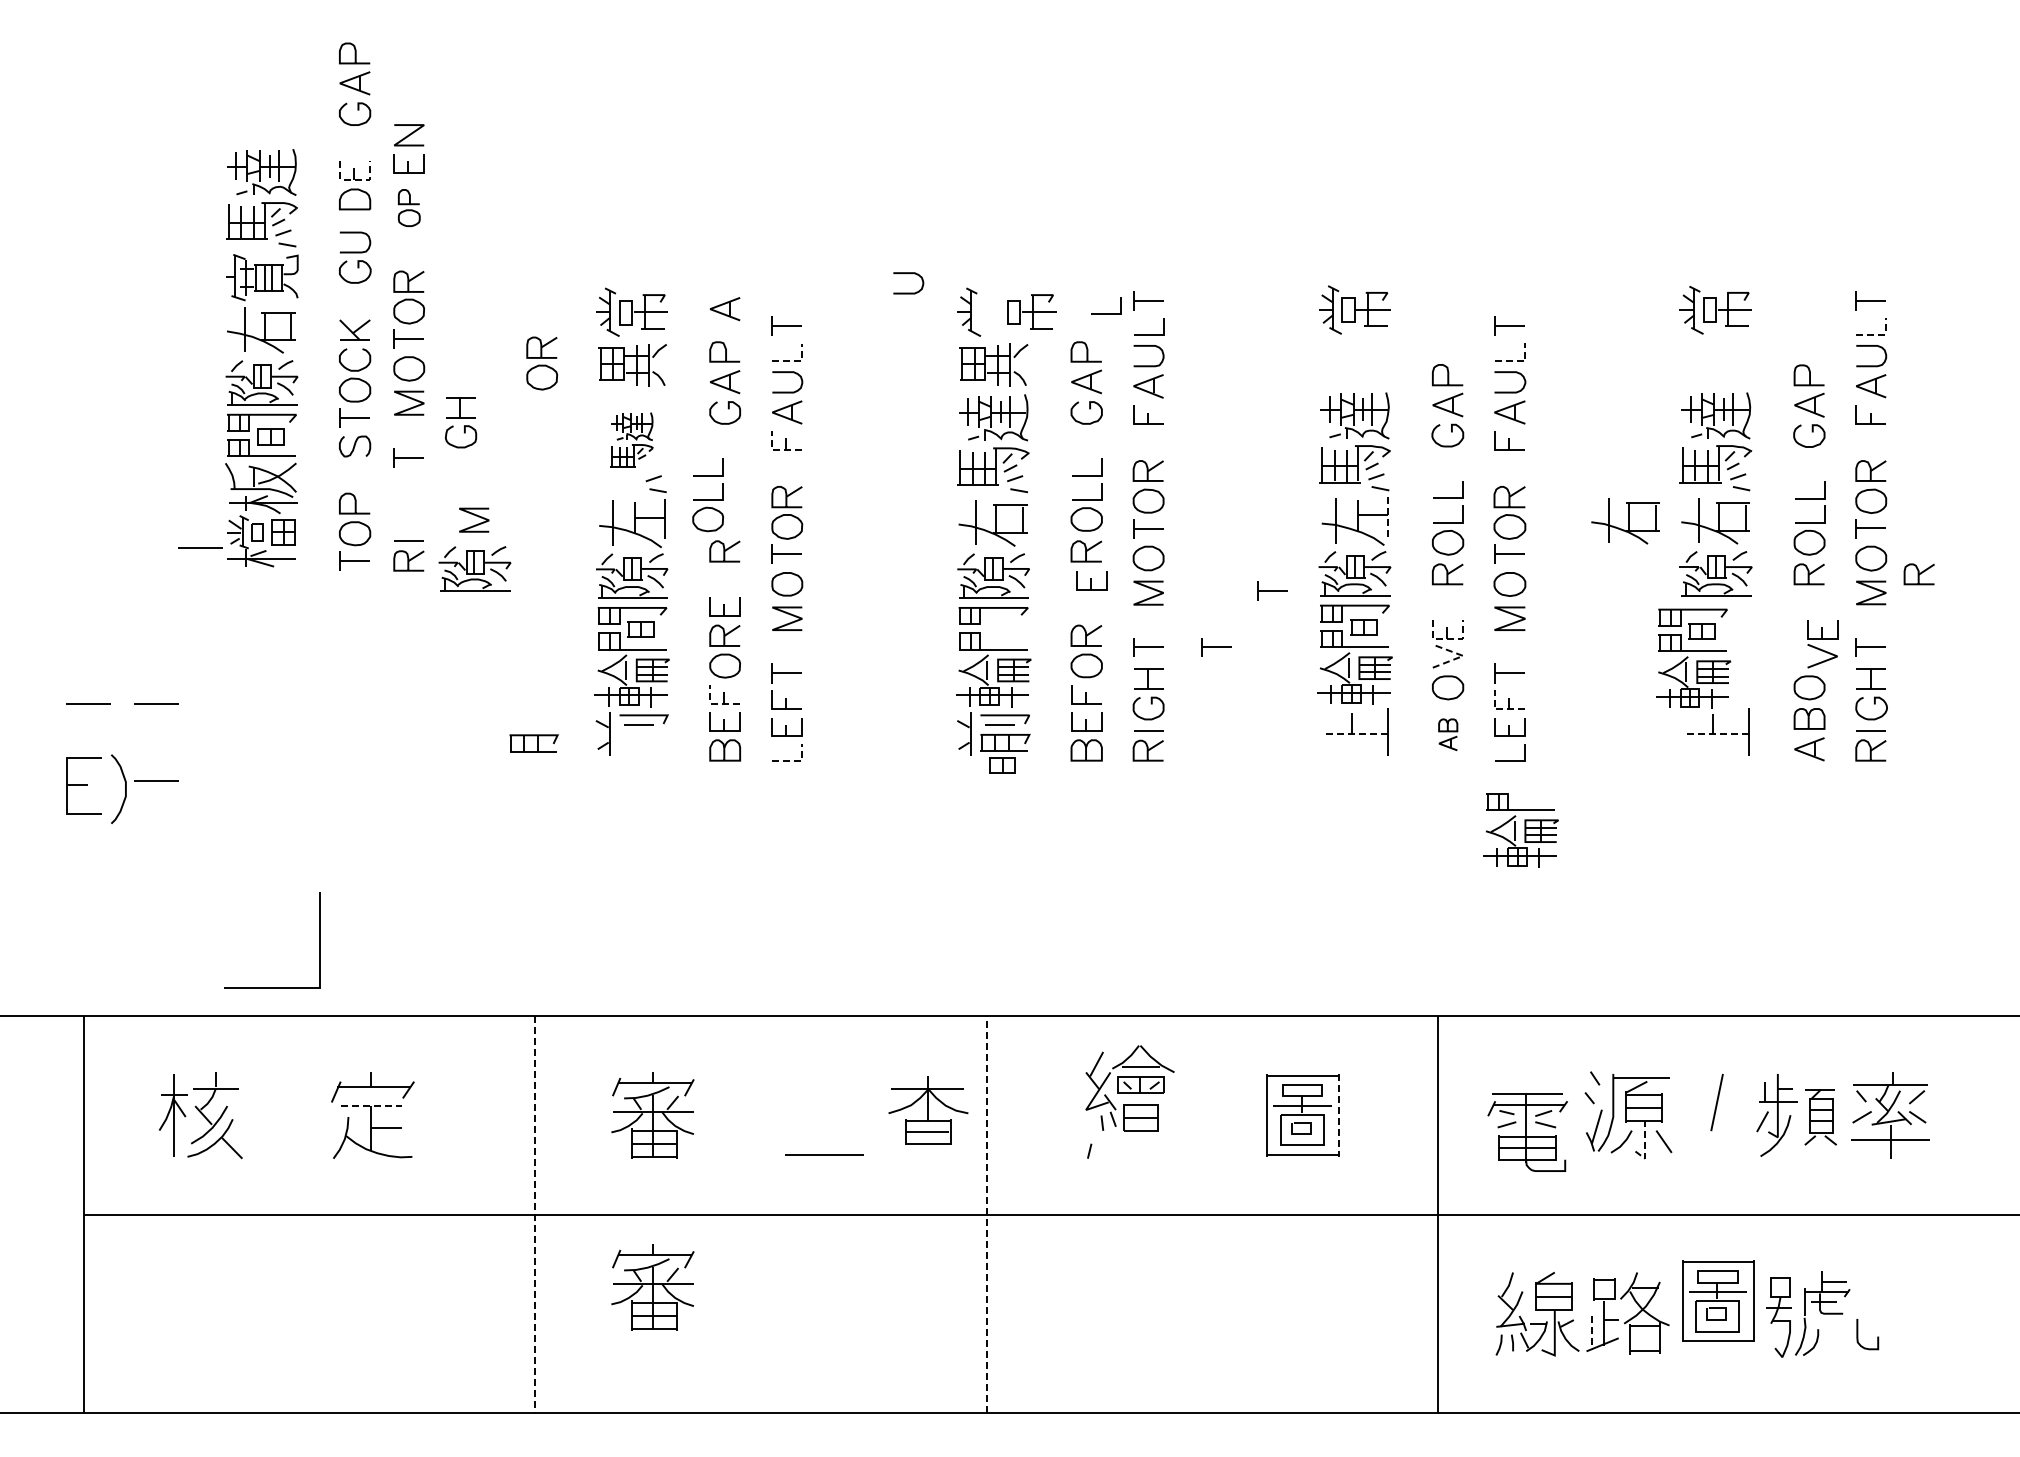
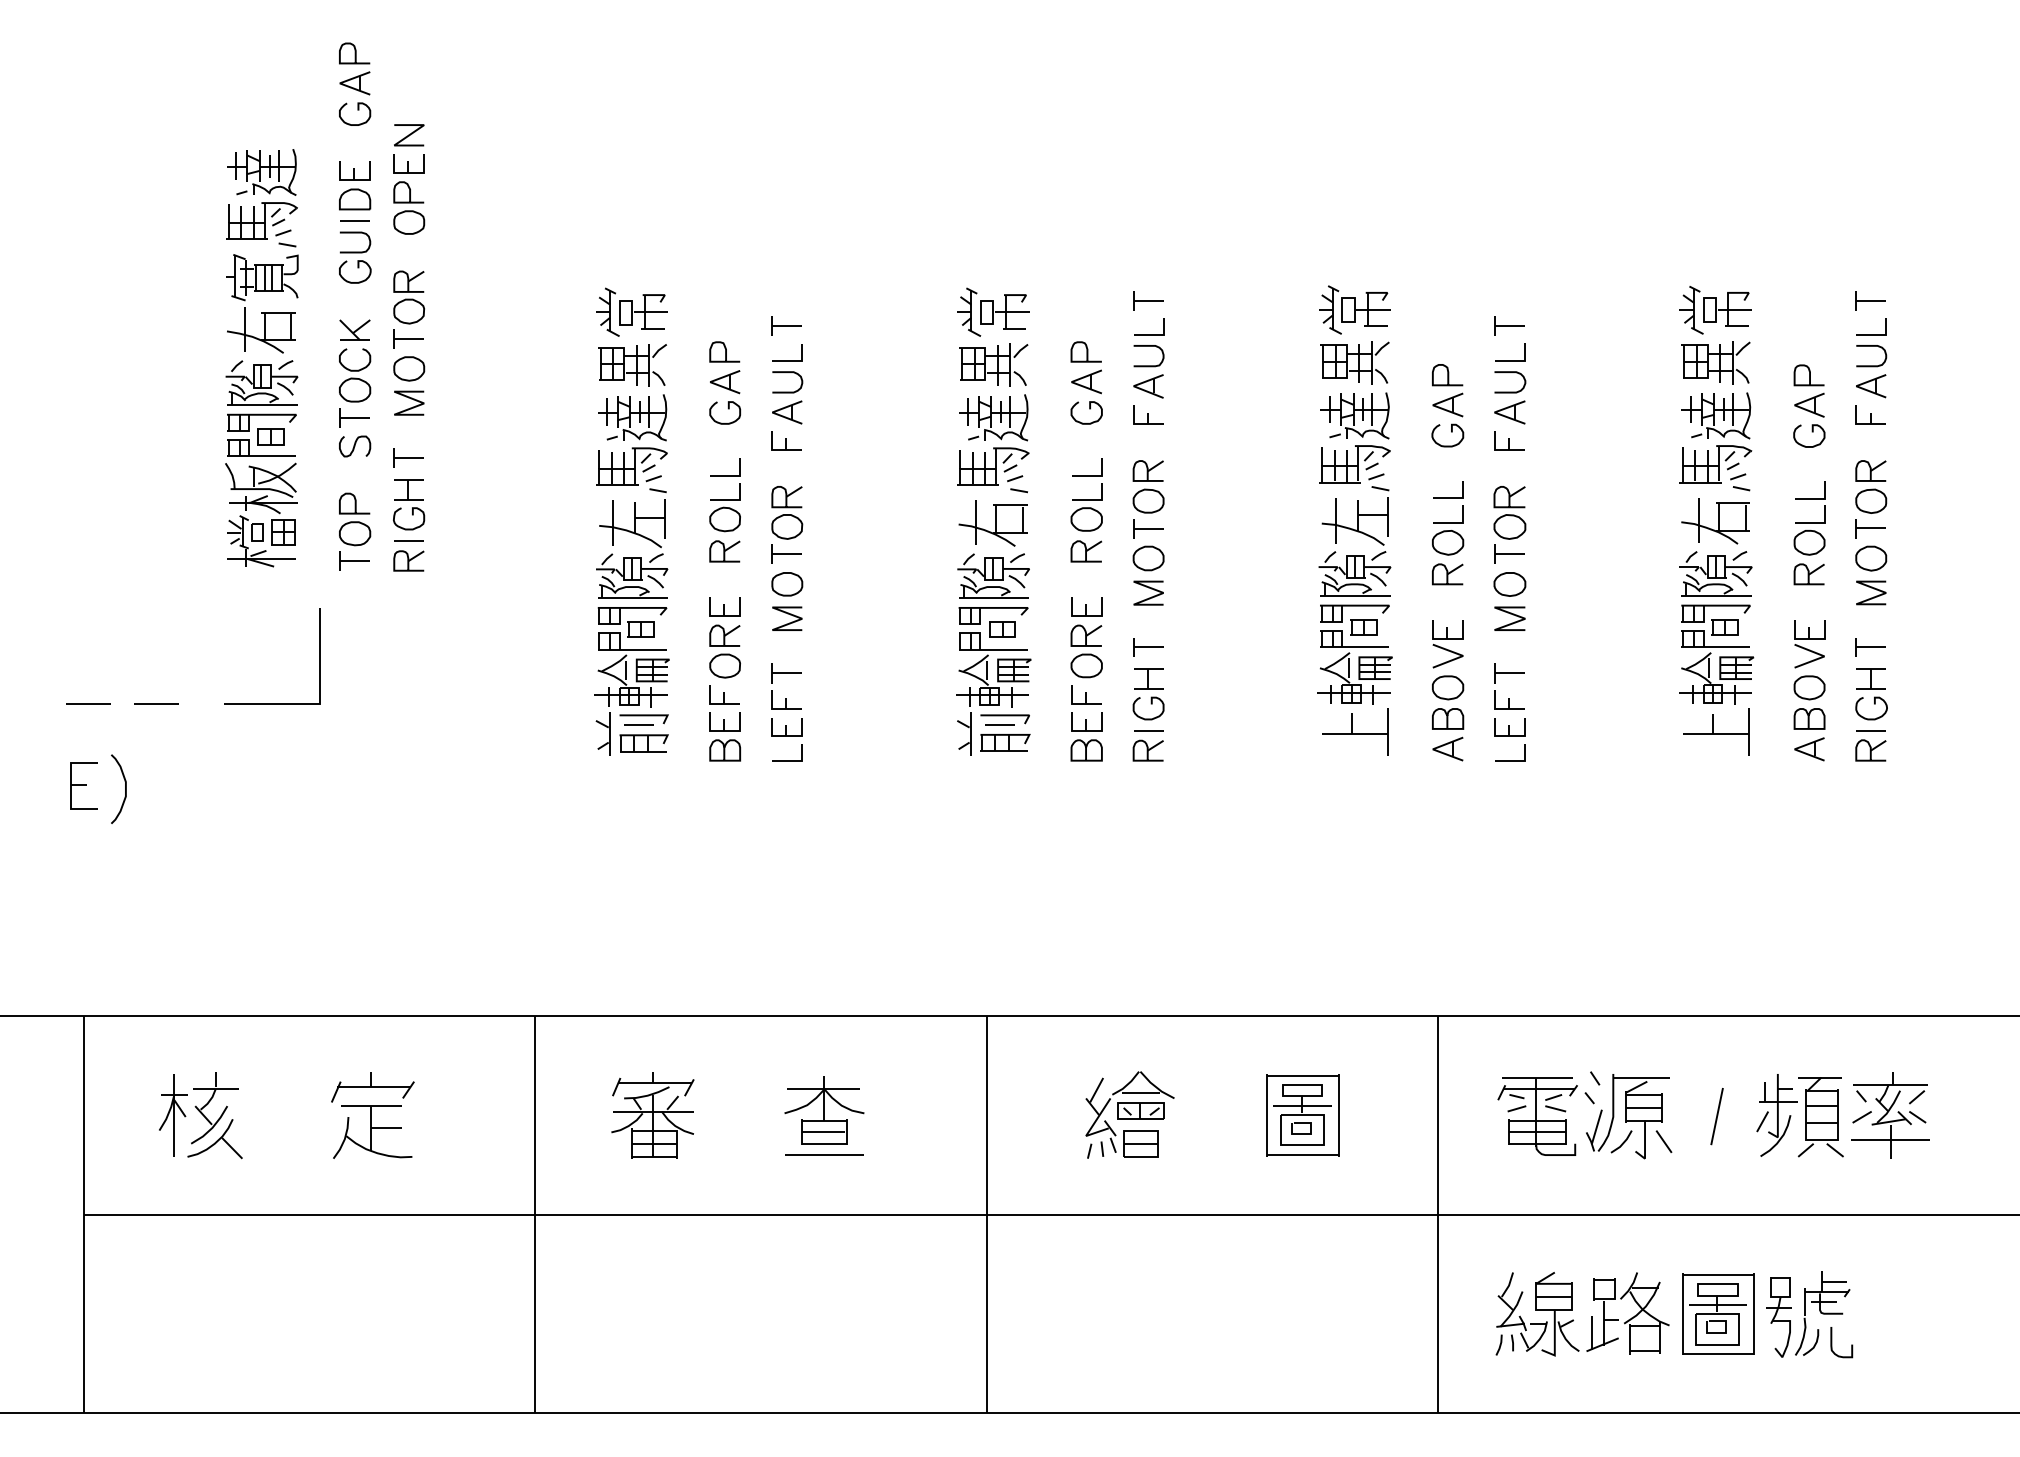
line: dashed -> solid (355, 179)
part size: 23x38 px -> 33x54 px (409, 207)
line: none -> present (354, 220)
curve: present -> none (908, 274)
part: present -> none (725, 309)
part position: (1031, 311) -> (1004, 311) (1004, 311)
line: present -> none (1106, 313)
line: dashed -> solid (1880, 334)
line: dashed -> solid (797, 360)
line: dashed -> solid (1519, 360)
part: none -> present (1354, 362)
part: none -> present (1715, 362)
part: present -> none (541, 363)
part position: (461, 422) -> (409, 504) (409, 504)
part size: 44x56 px -> 72x92 px (631, 439)
line: dashed -> solid (777, 449)
part position: (707, 495) -> (724, 495) (724, 495)
line: present -> none (476, 516)
line: dashed -> solid (1387, 516)
part: present -> none (1625, 521)
line: present -> none (200, 547)
part: present -> none (474, 568)
part: present -> none (1918, 574)
part position: (1091, 580) -> (1086, 606) (1086, 606)
part: present -> none (1272, 590)
line: dashed -> solid (1448, 638)
part position: (1822, 644) -> (1809, 644) (1809, 644)
part: present -> none (1216, 647)
line: dashed -> solid (1463, 655)
part position: (1693, 658) -> (1716, 654) (1716, 654)
line: dashed -> solid (714, 703)
line: dashed -> solid (1499, 709)
line: dashed -> solid (1354, 733)
line: dashed -> solid (1715, 733)
part size: 21x34 px -> 33x54 px (1448, 734)
part position: (533, 743) -> (643, 743) (643, 743)
line: dashed -> solid (796, 760)
part position: (1002, 765) -> (1002, 629) (1002, 629)
line: present -> none (156, 780)
part size: 36x58 px -> 28x48 px (83, 785)
part: present -> none (1520, 830)
line position: (319, 940) -> (319, 656) (319, 656)
part position: (1129, 1088) -> (1129, 1114) (1129, 1114)
line position: (1716, 1102) -> (1716, 1116) (1716, 1116)
line: dashed -> solid (371, 1106)
part position: (928, 1110) -> (824, 1110) (824, 1110)
line: dashed -> solid (1339, 1115)
part size: 33x57 px -> 47x81 px (1820, 1117)
part position: (1527, 1132) -> (1537, 1116) (1537, 1116)
line: dashed -> solid (1645, 1145)
line: dashed -> solid (535, 1214)
line: dashed -> solid (986, 1214)
part: present -> none (652, 1287)
part position: (1718, 1300) -> (1718, 1313) (1718, 1313)
line: dashed -> solid (1591, 1333)
curve position: (1858, 1334) -> (1832, 1342) (1832, 1342)
